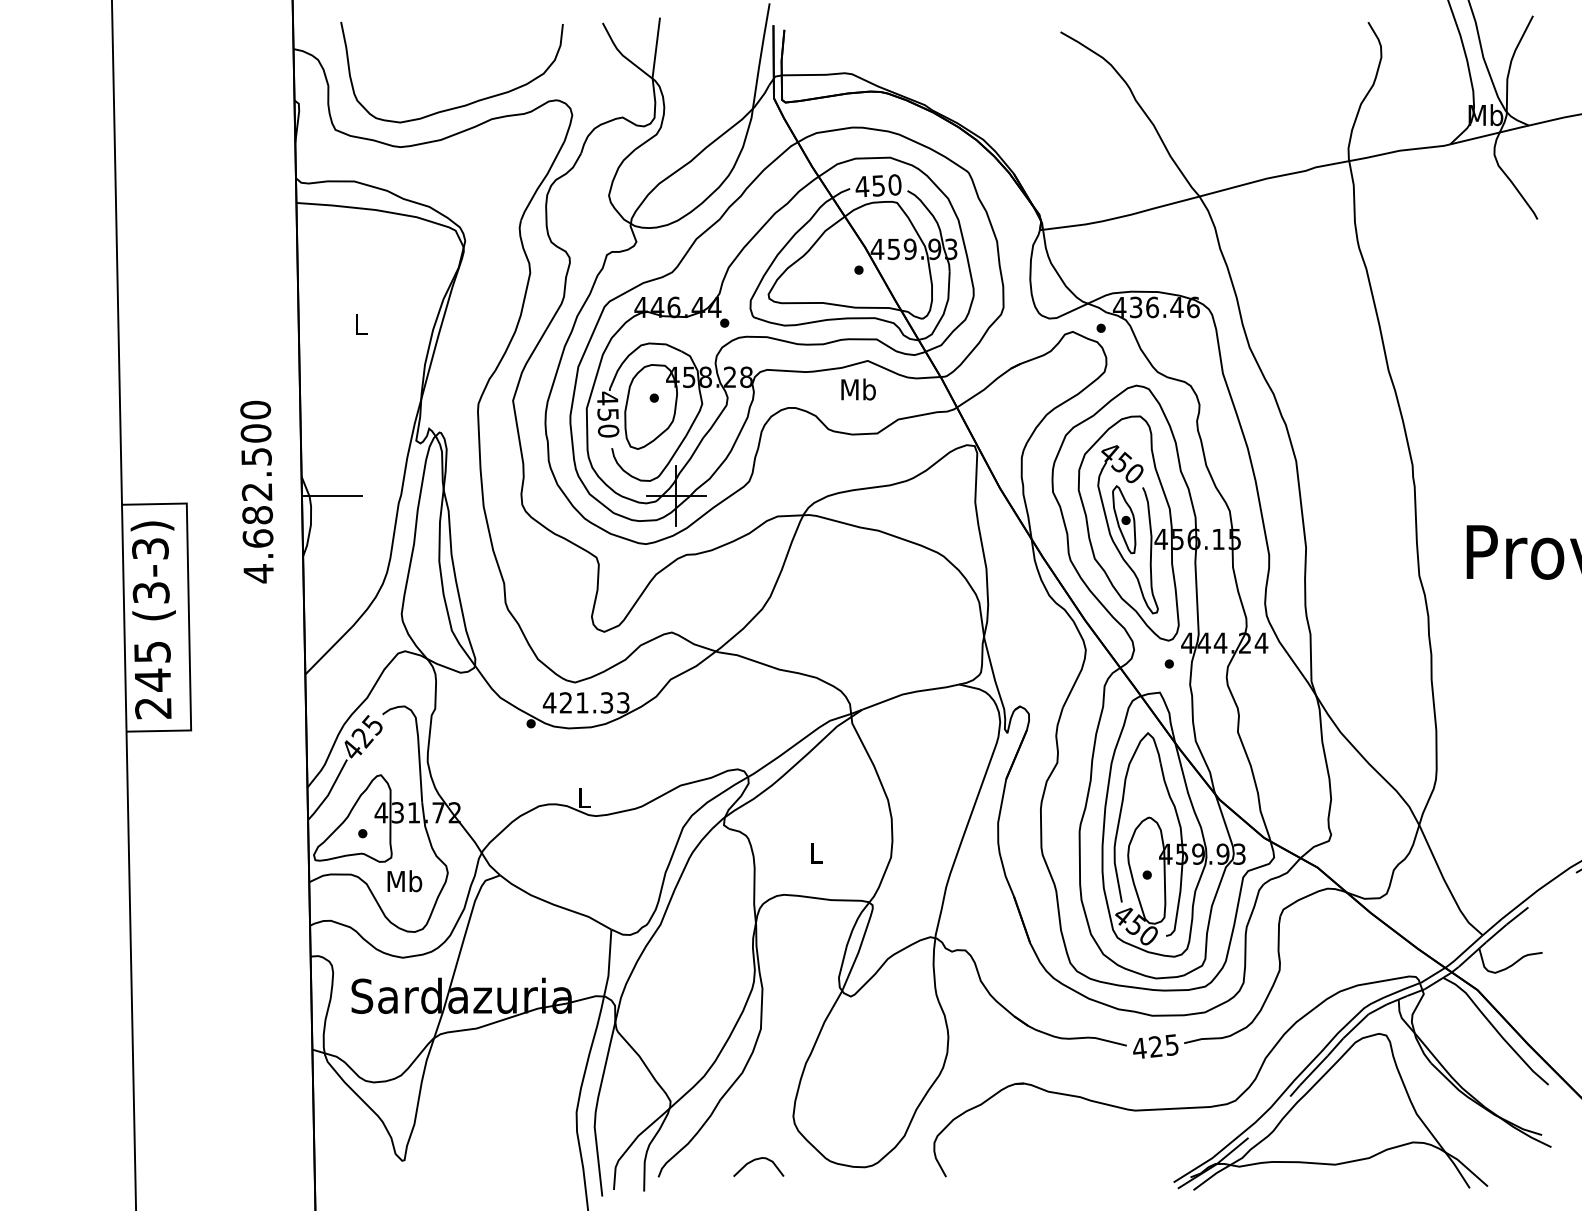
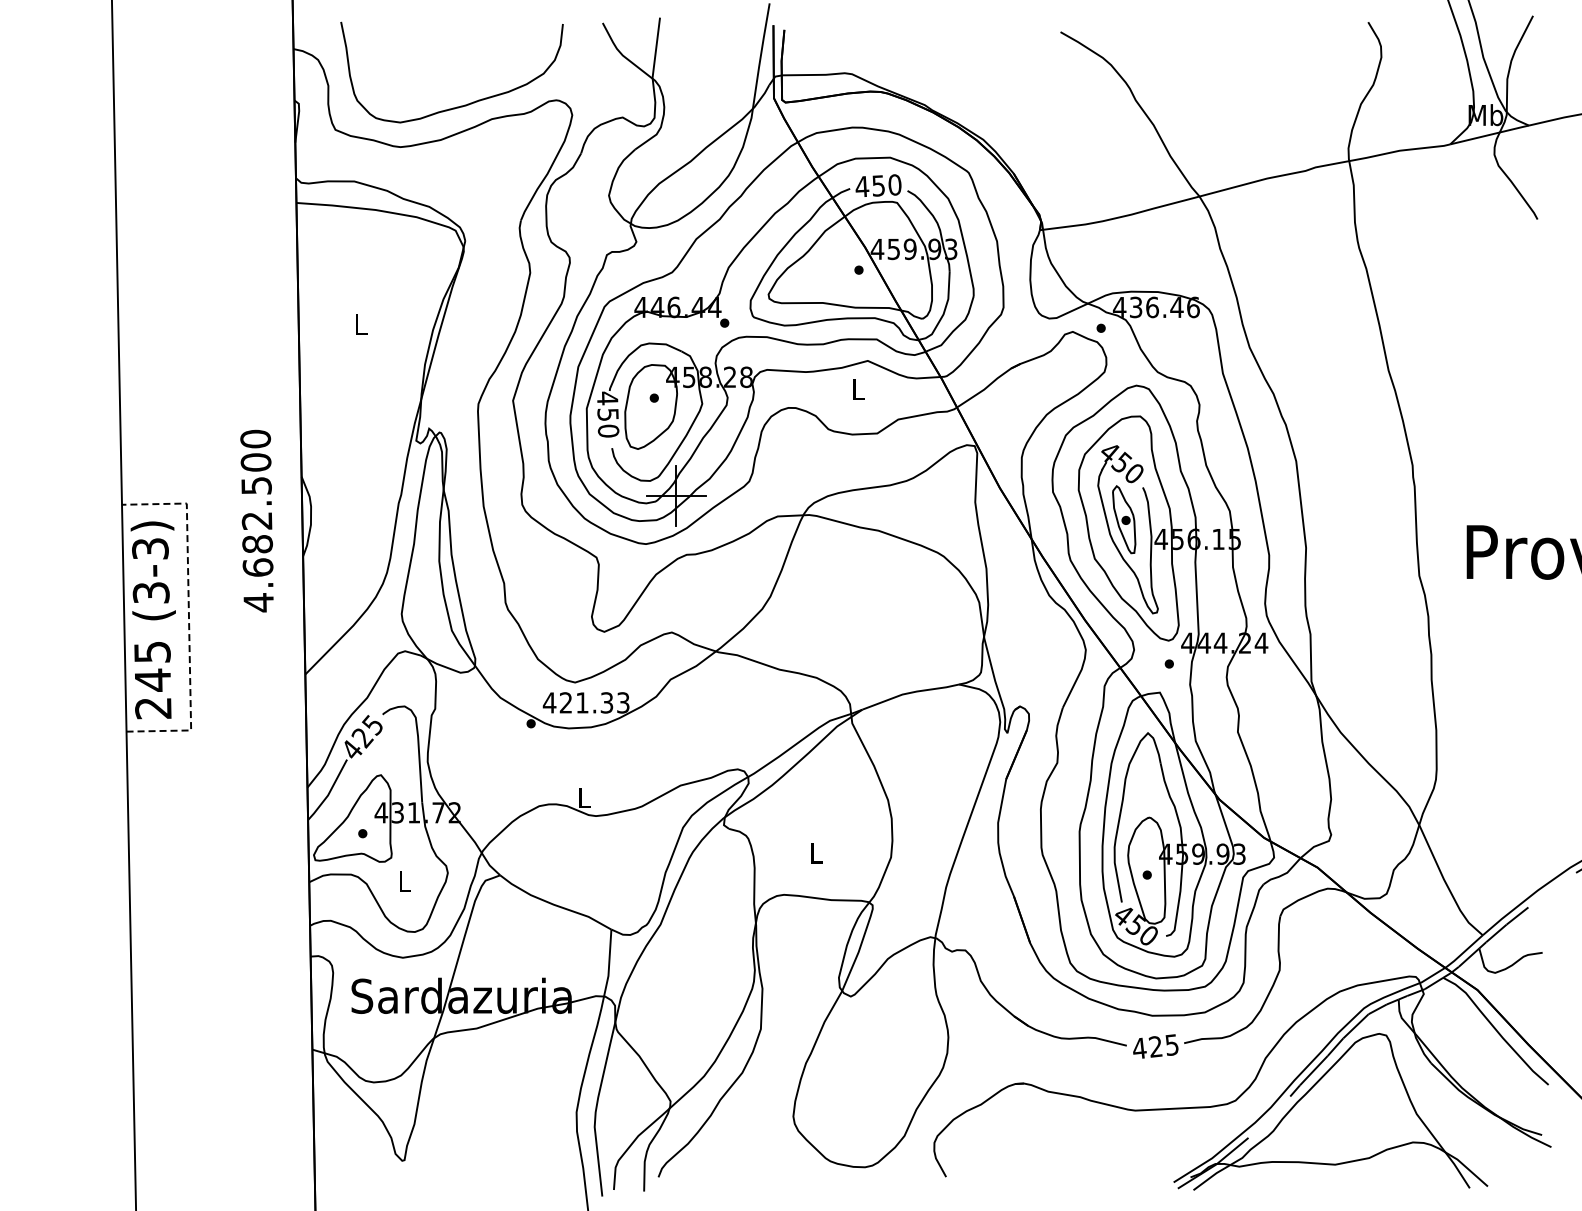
text: Mb -> L (858, 389)
text position: (256, 491) -> (256, 520) (256, 520)
line: present -> none (331, 495)
line: solid -> dashed (188, 616)
text: Mb -> L (404, 881)
curve: present -> none (756, 1160)
